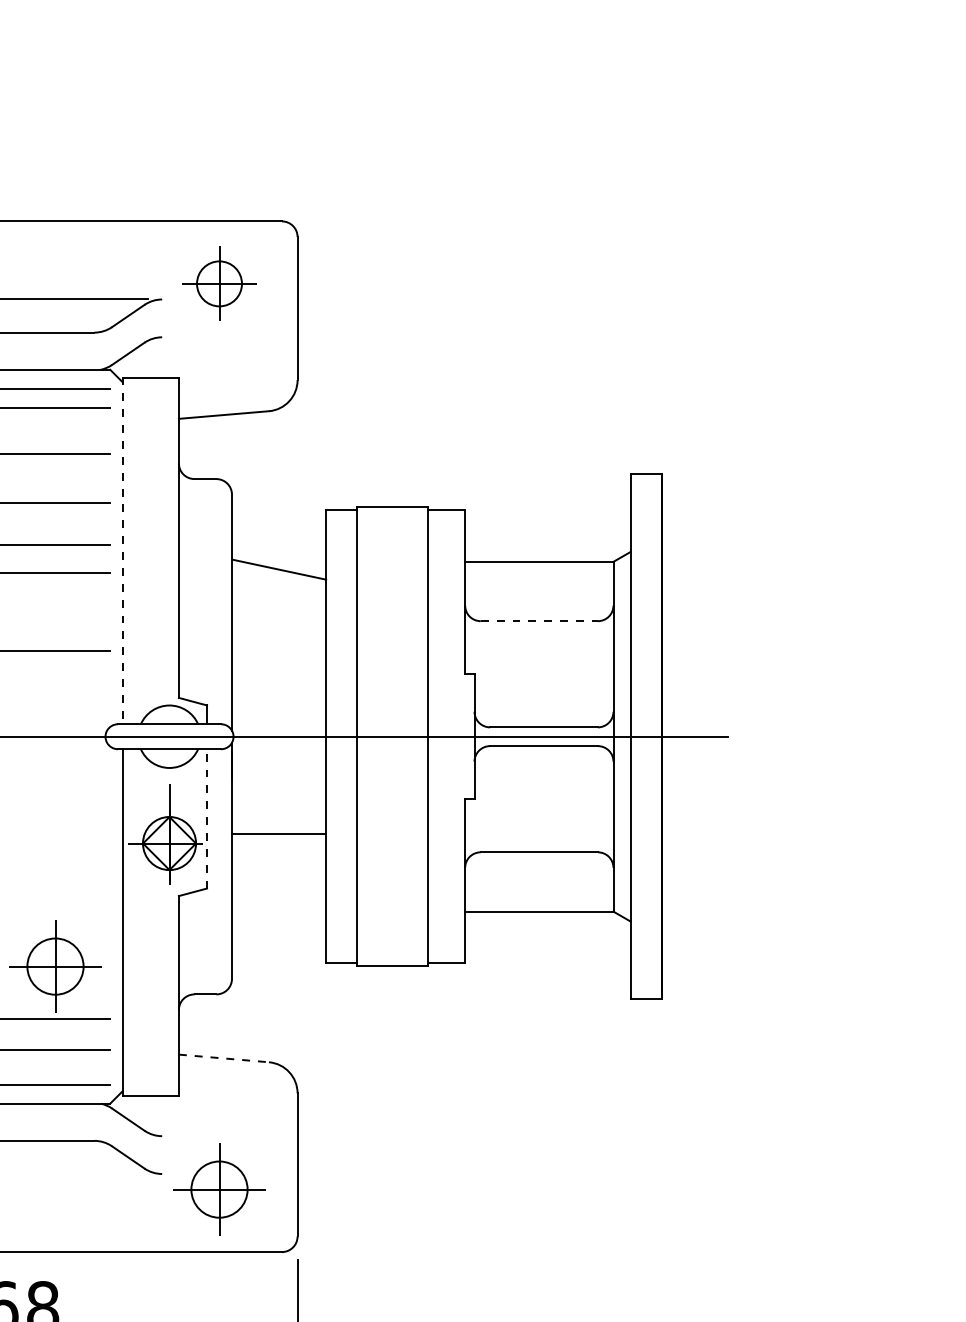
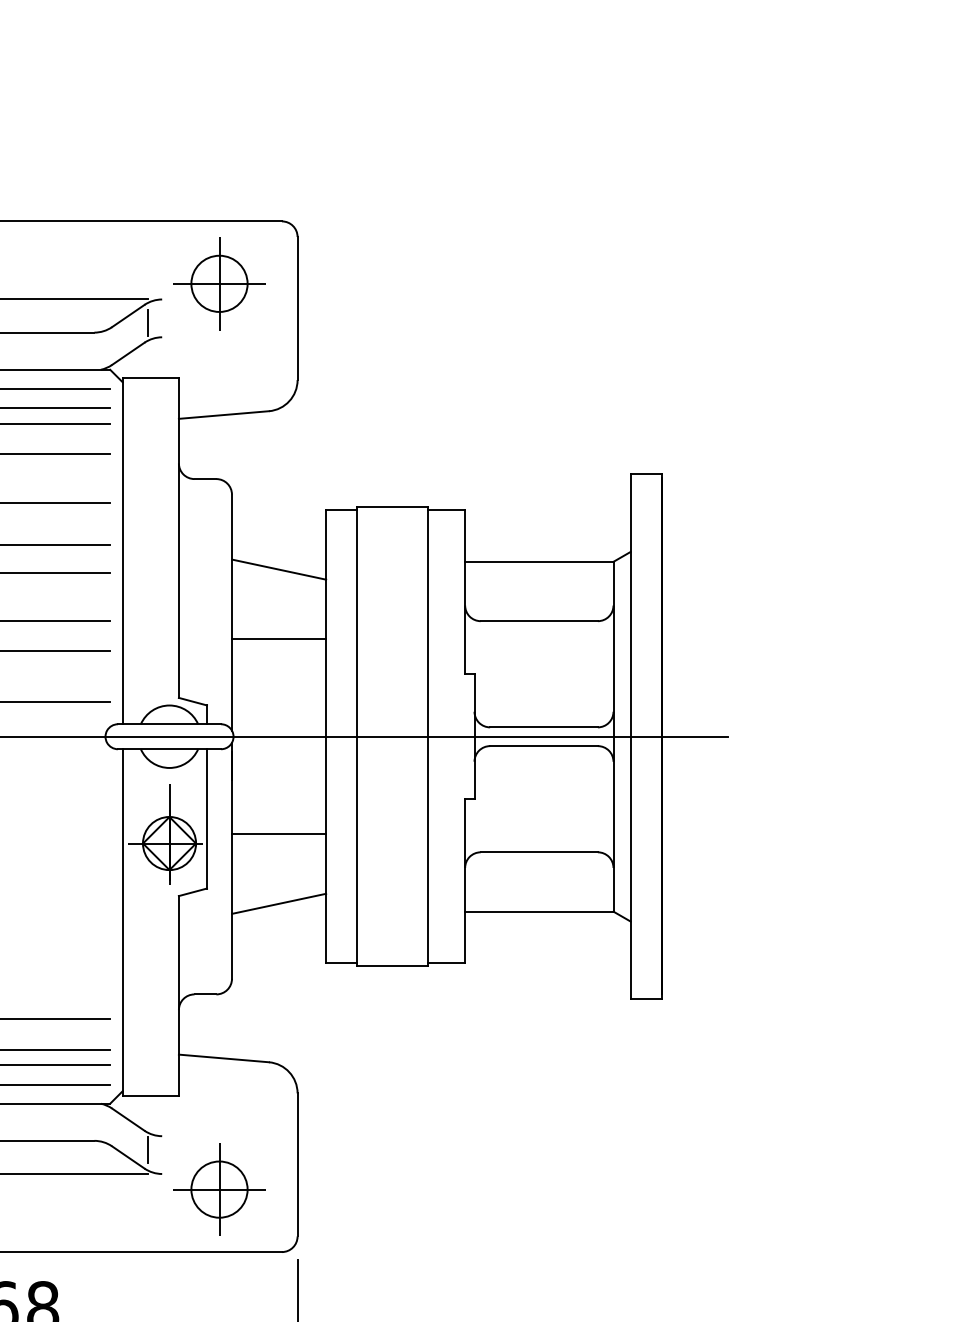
part size: 75x75 px -> 93x94 px (219, 283)
line: none -> present (147, 323)
line: none -> present (56, 423)
line: dashed -> solid (122, 551)
line: none -> present (56, 620)
line: dashed -> solid (539, 621)
line: none -> present (279, 639)
line: none -> present (56, 702)
line: dashed -> solid (207, 818)
line: none -> present (279, 903)
part: present -> none (55, 966)
line: dashed -> solid (224, 1058)
line: none -> present (56, 1065)
line: none -> present (147, 1150)
line: none -> present (74, 1174)
